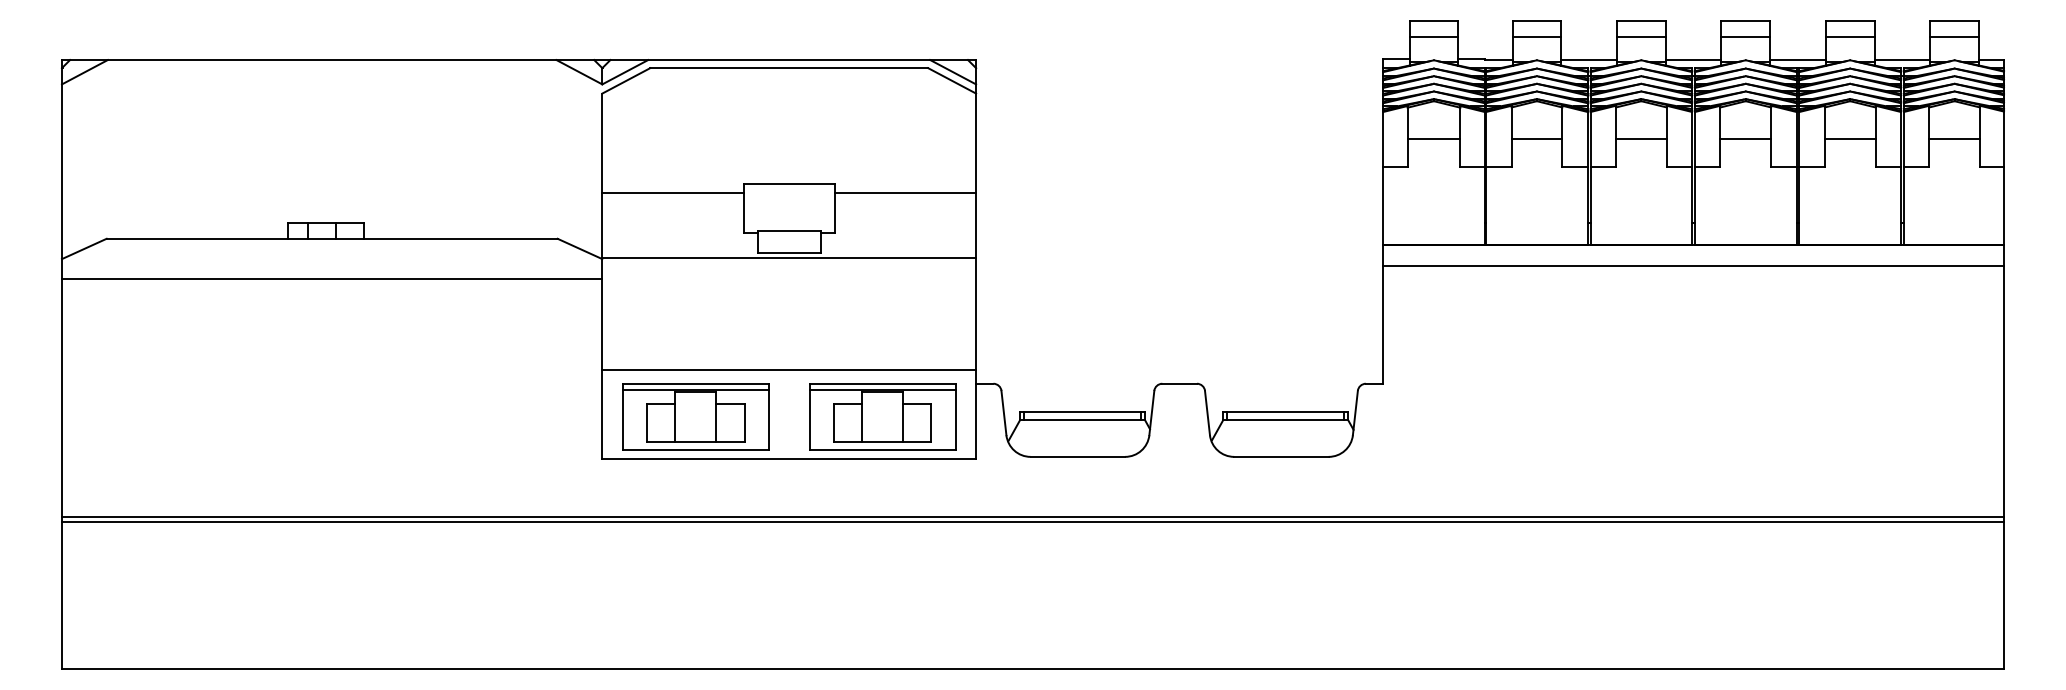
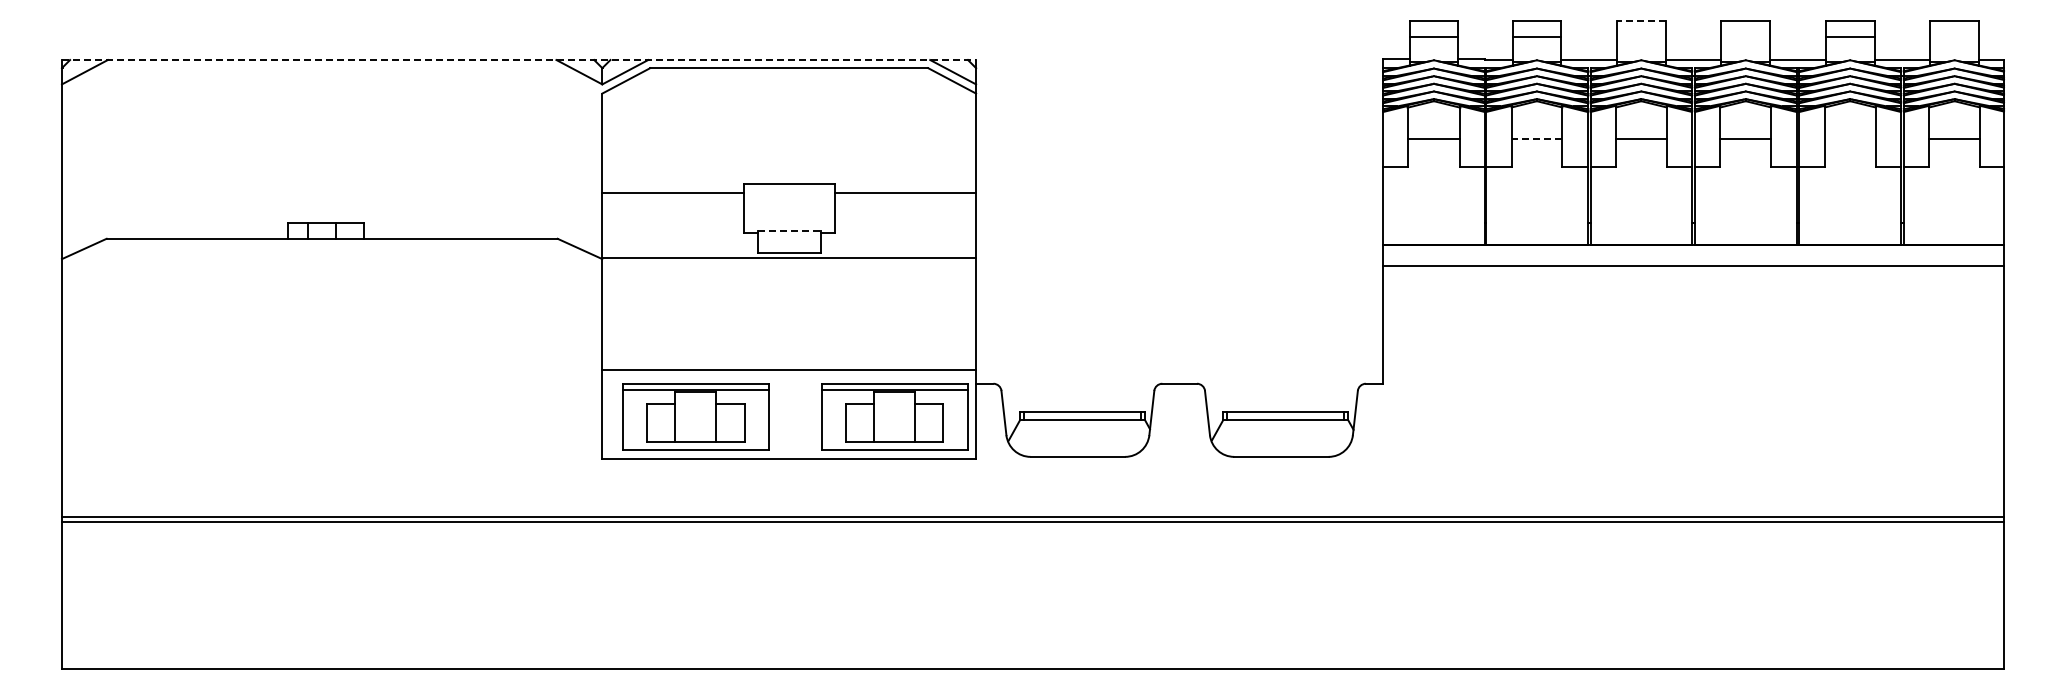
line: solid -> dashed (1640, 20)
line: present -> none (1640, 36)
line: present -> none (1745, 36)
line: present -> none (1954, 36)
line: solid -> dashed (519, 60)
line: solid -> dashed (1536, 138)
line: present -> none (1849, 138)
line: solid -> dashed (789, 230)
line: present -> none (331, 279)
part position: (882, 416) -> (894, 416) (894, 416)
